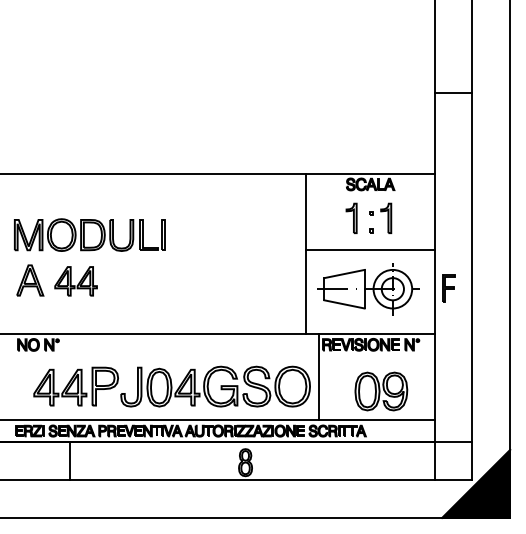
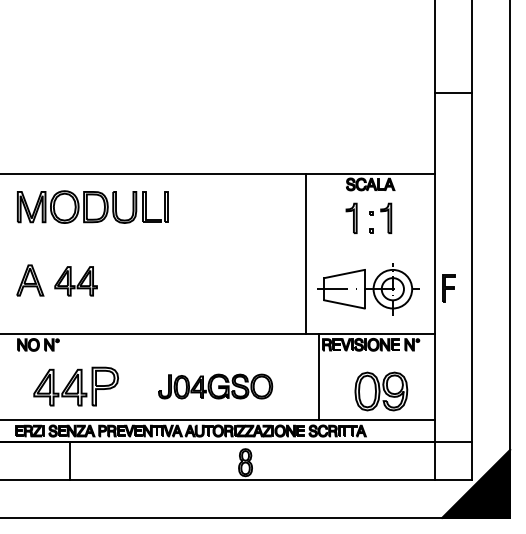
part position: (89, 234) -> (92, 206) (92, 206)
line: present -> none (369, 250)
part size: 191x43 px -> 116x27 px (215, 386)
